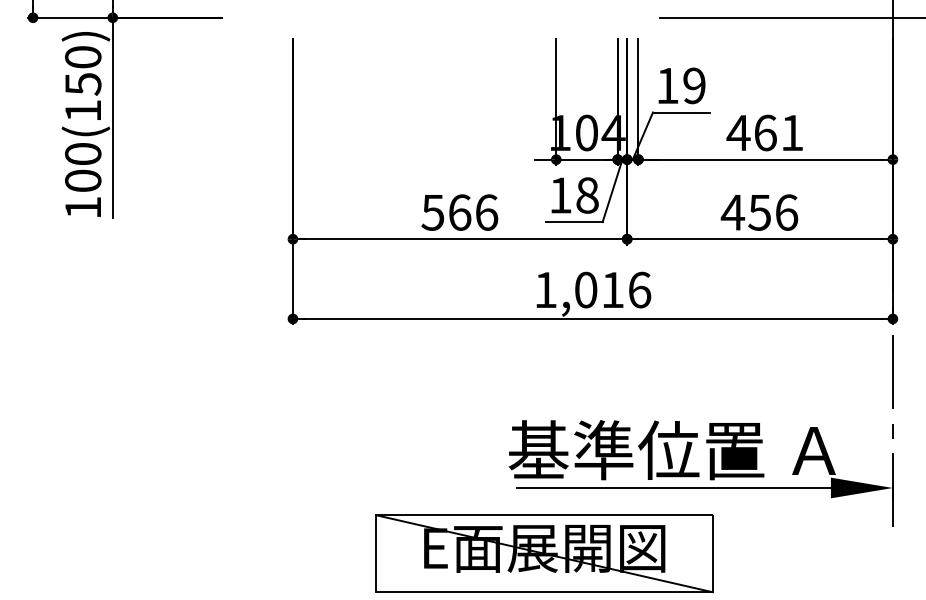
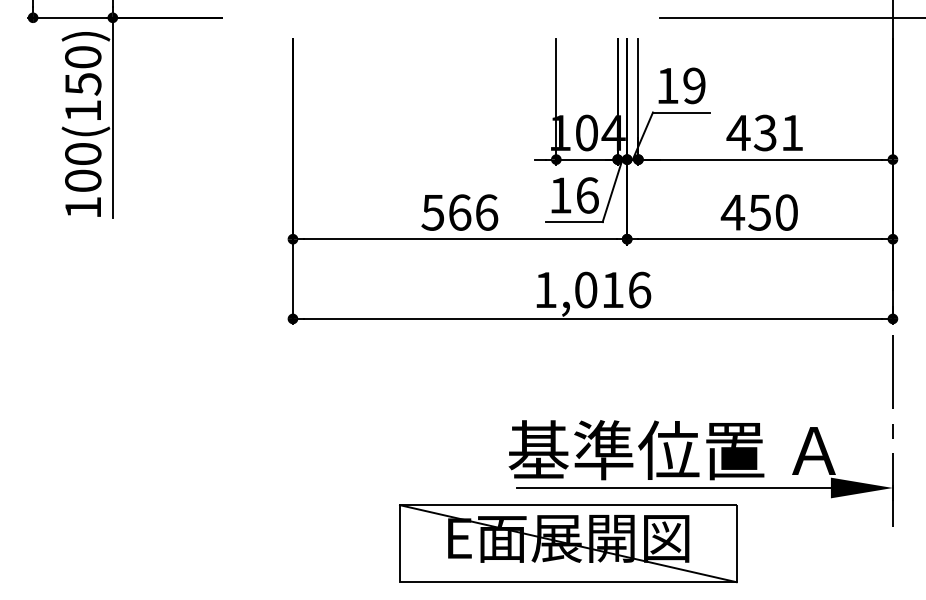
text: 461 -> 431 (764, 132)
text: 18 -> 16 (587, 195)
text: 456 -> 450 (786, 212)
part position: (544, 553) -> (568, 543) (568, 543)
